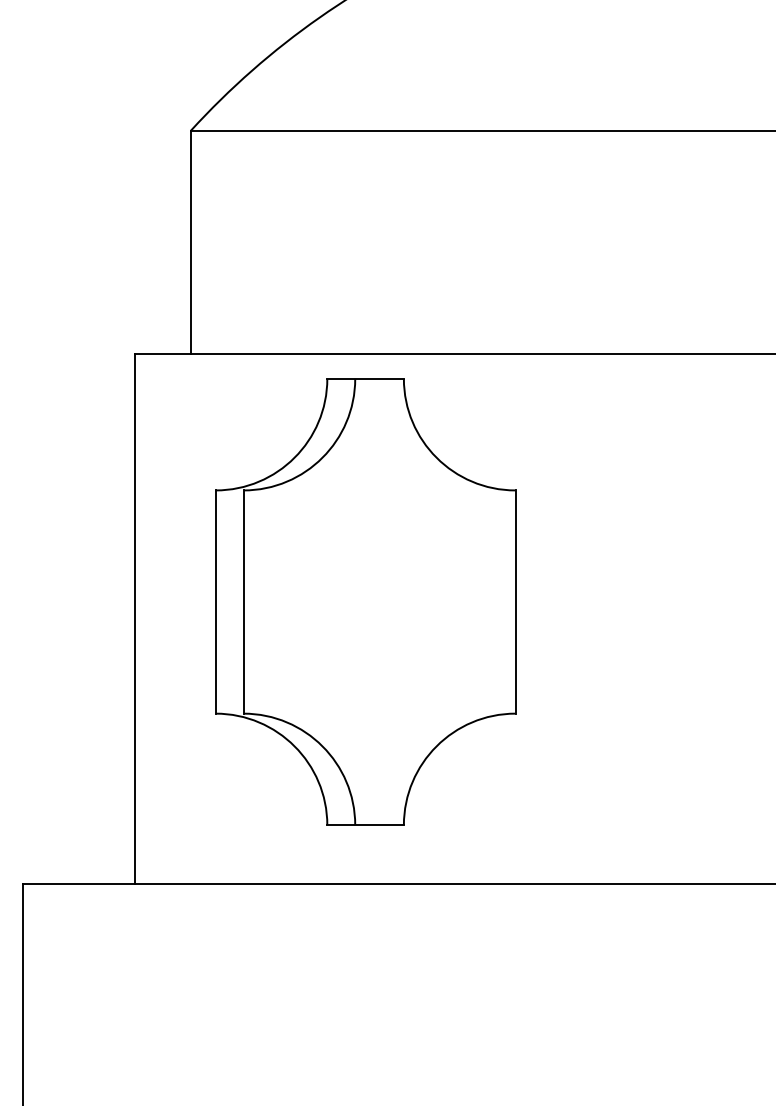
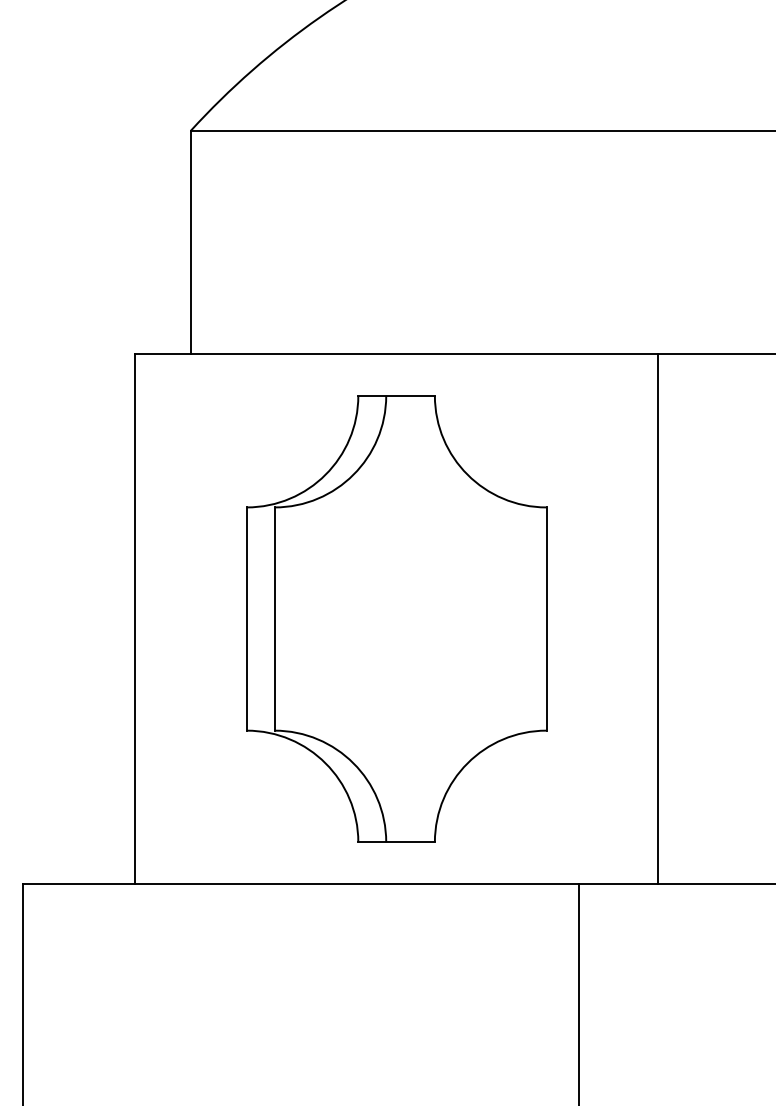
part position: (365, 601) -> (396, 618) (396, 618)
line: none -> present (658, 618)
line: none -> present (579, 993)
